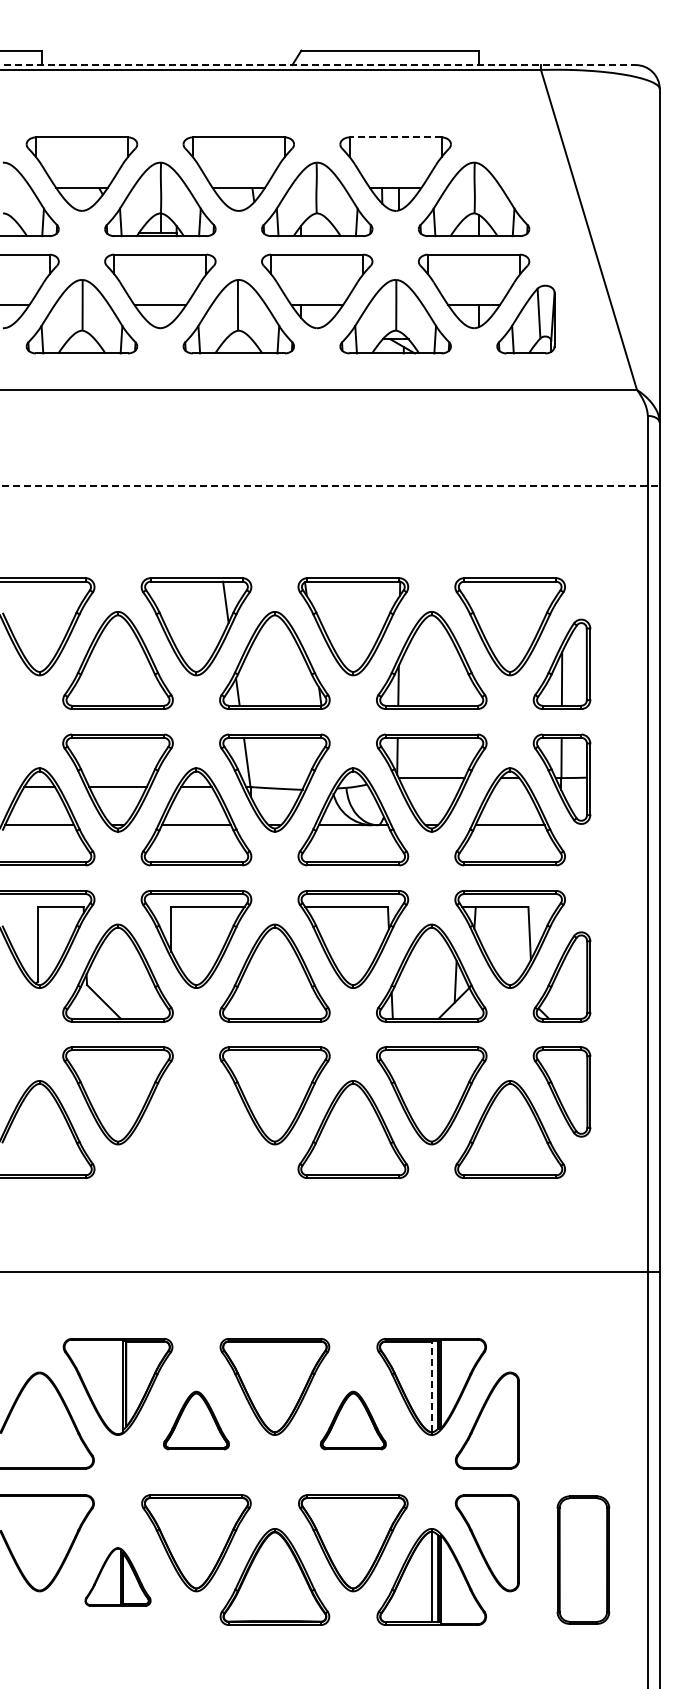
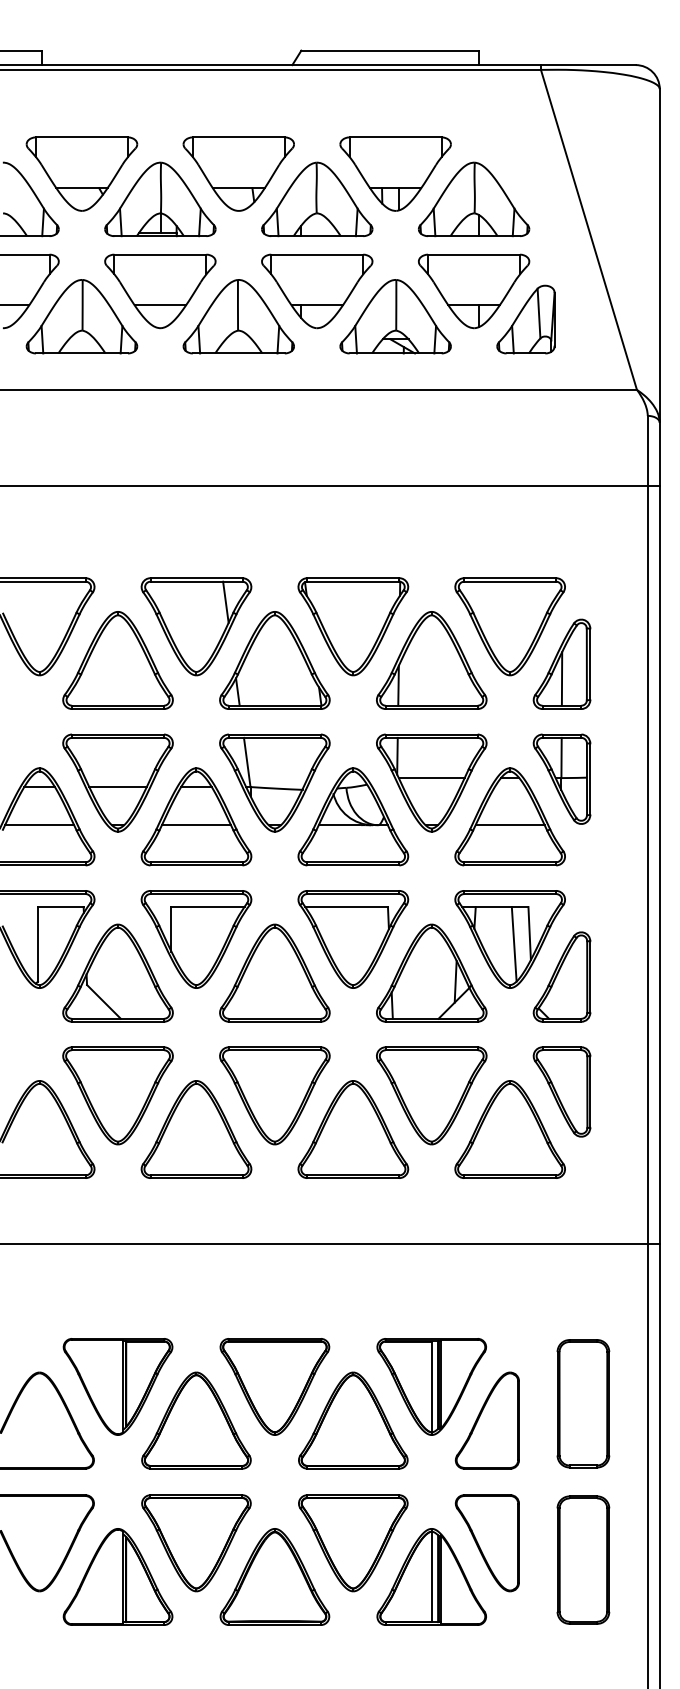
line: dashed -> solid (317, 65)
line: dashed -> solid (395, 137)
line: dashed -> solid (329, 486)
line: none -> present (513, 944)
part: none -> present (196, 1129)
line position: (330, 1271) -> (330, 1243) (330, 1243)
line: dashed -> solid (431, 1386)
part: none -> present (583, 1403)
part size: 67x61 px -> 111x99 px (196, 1420)
part size: 67x61 px -> 111x99 px (353, 1420)
part size: 68x60 px -> 112x98 px (117, 1576)
